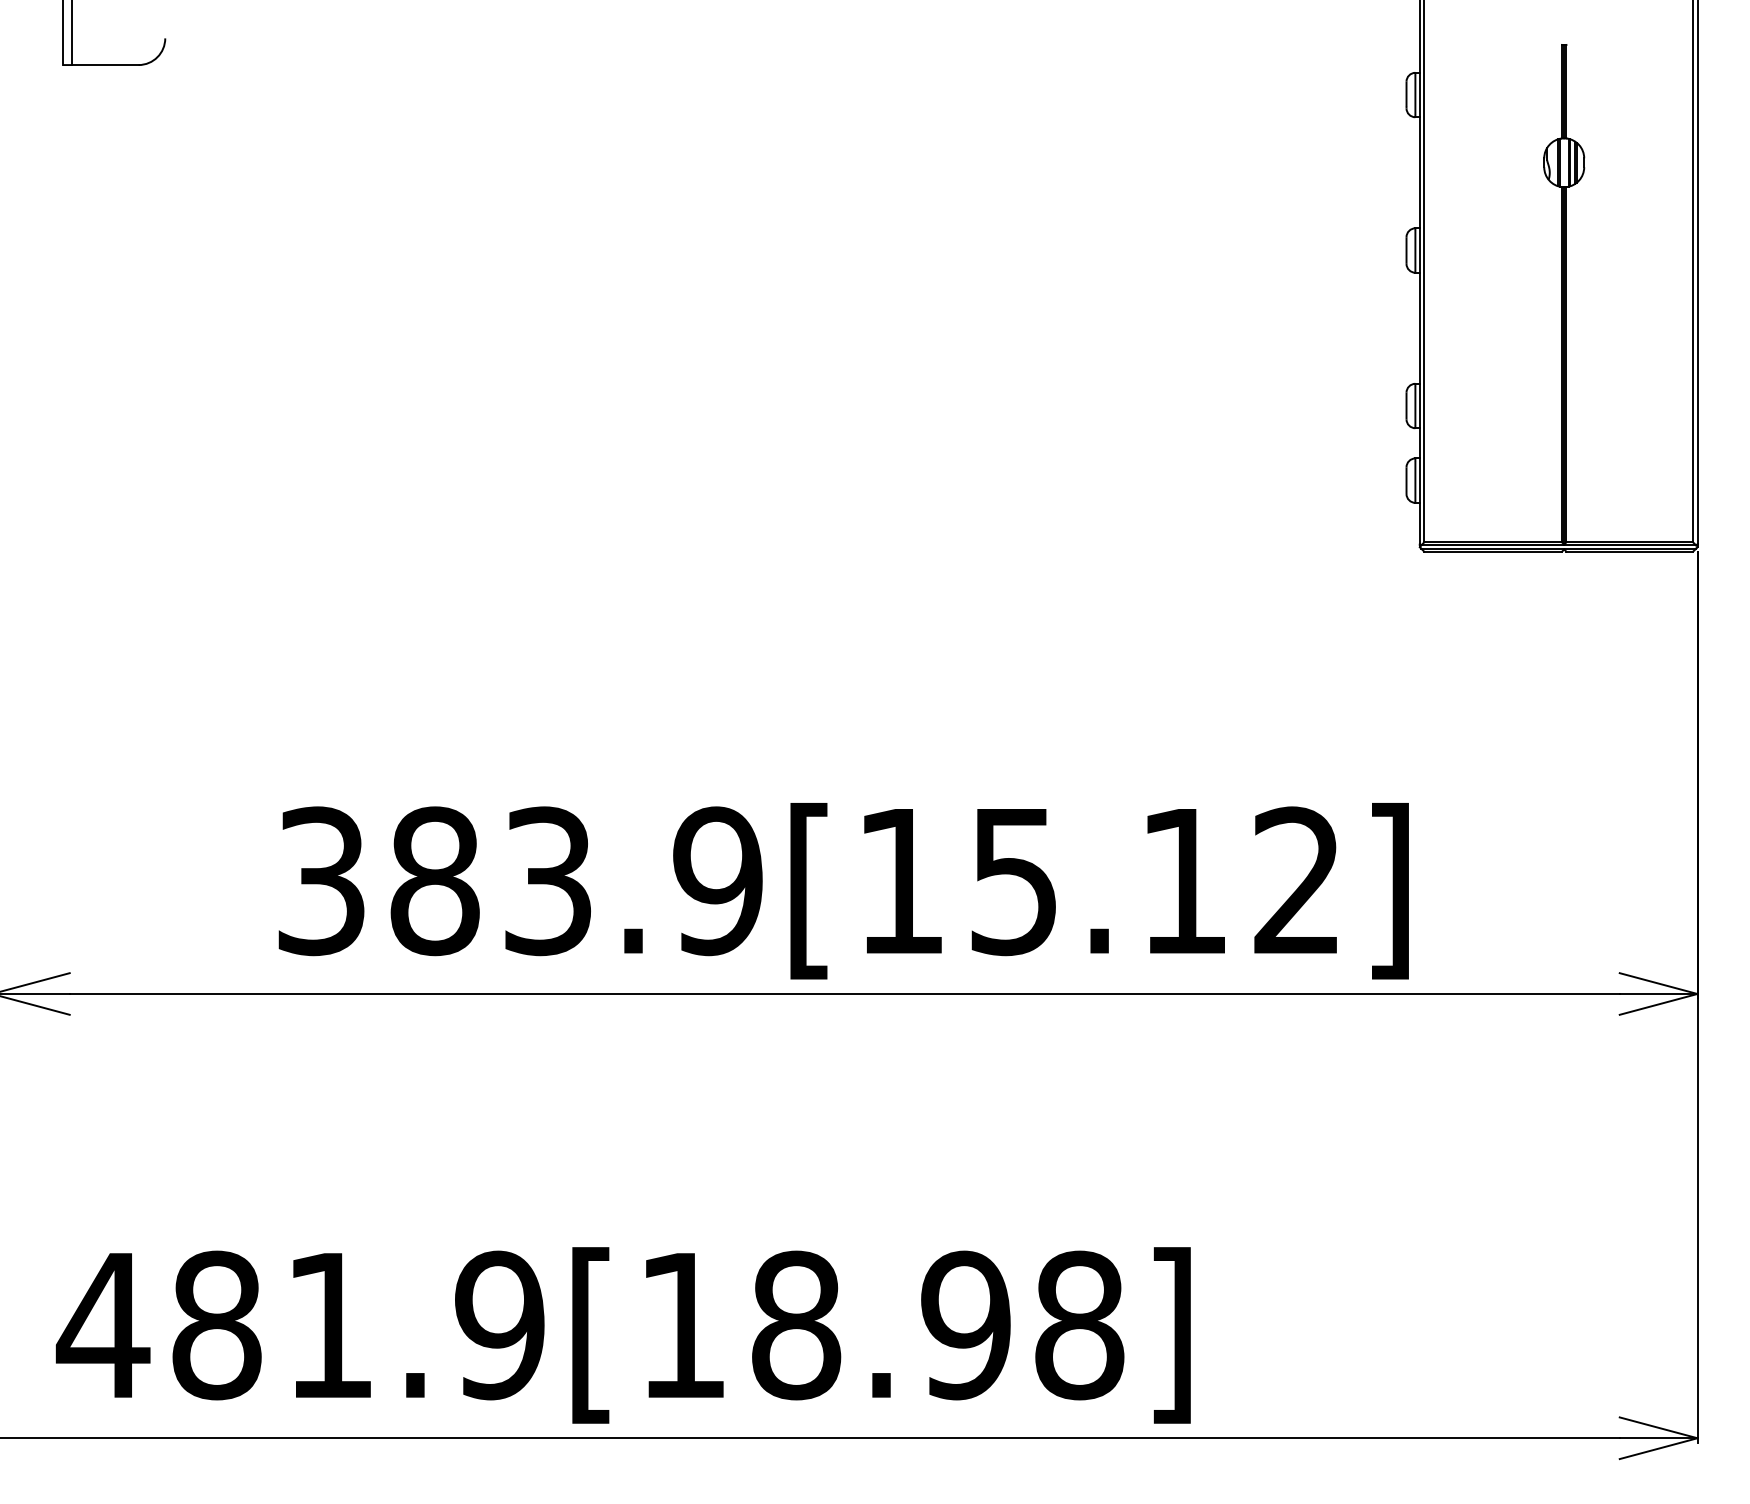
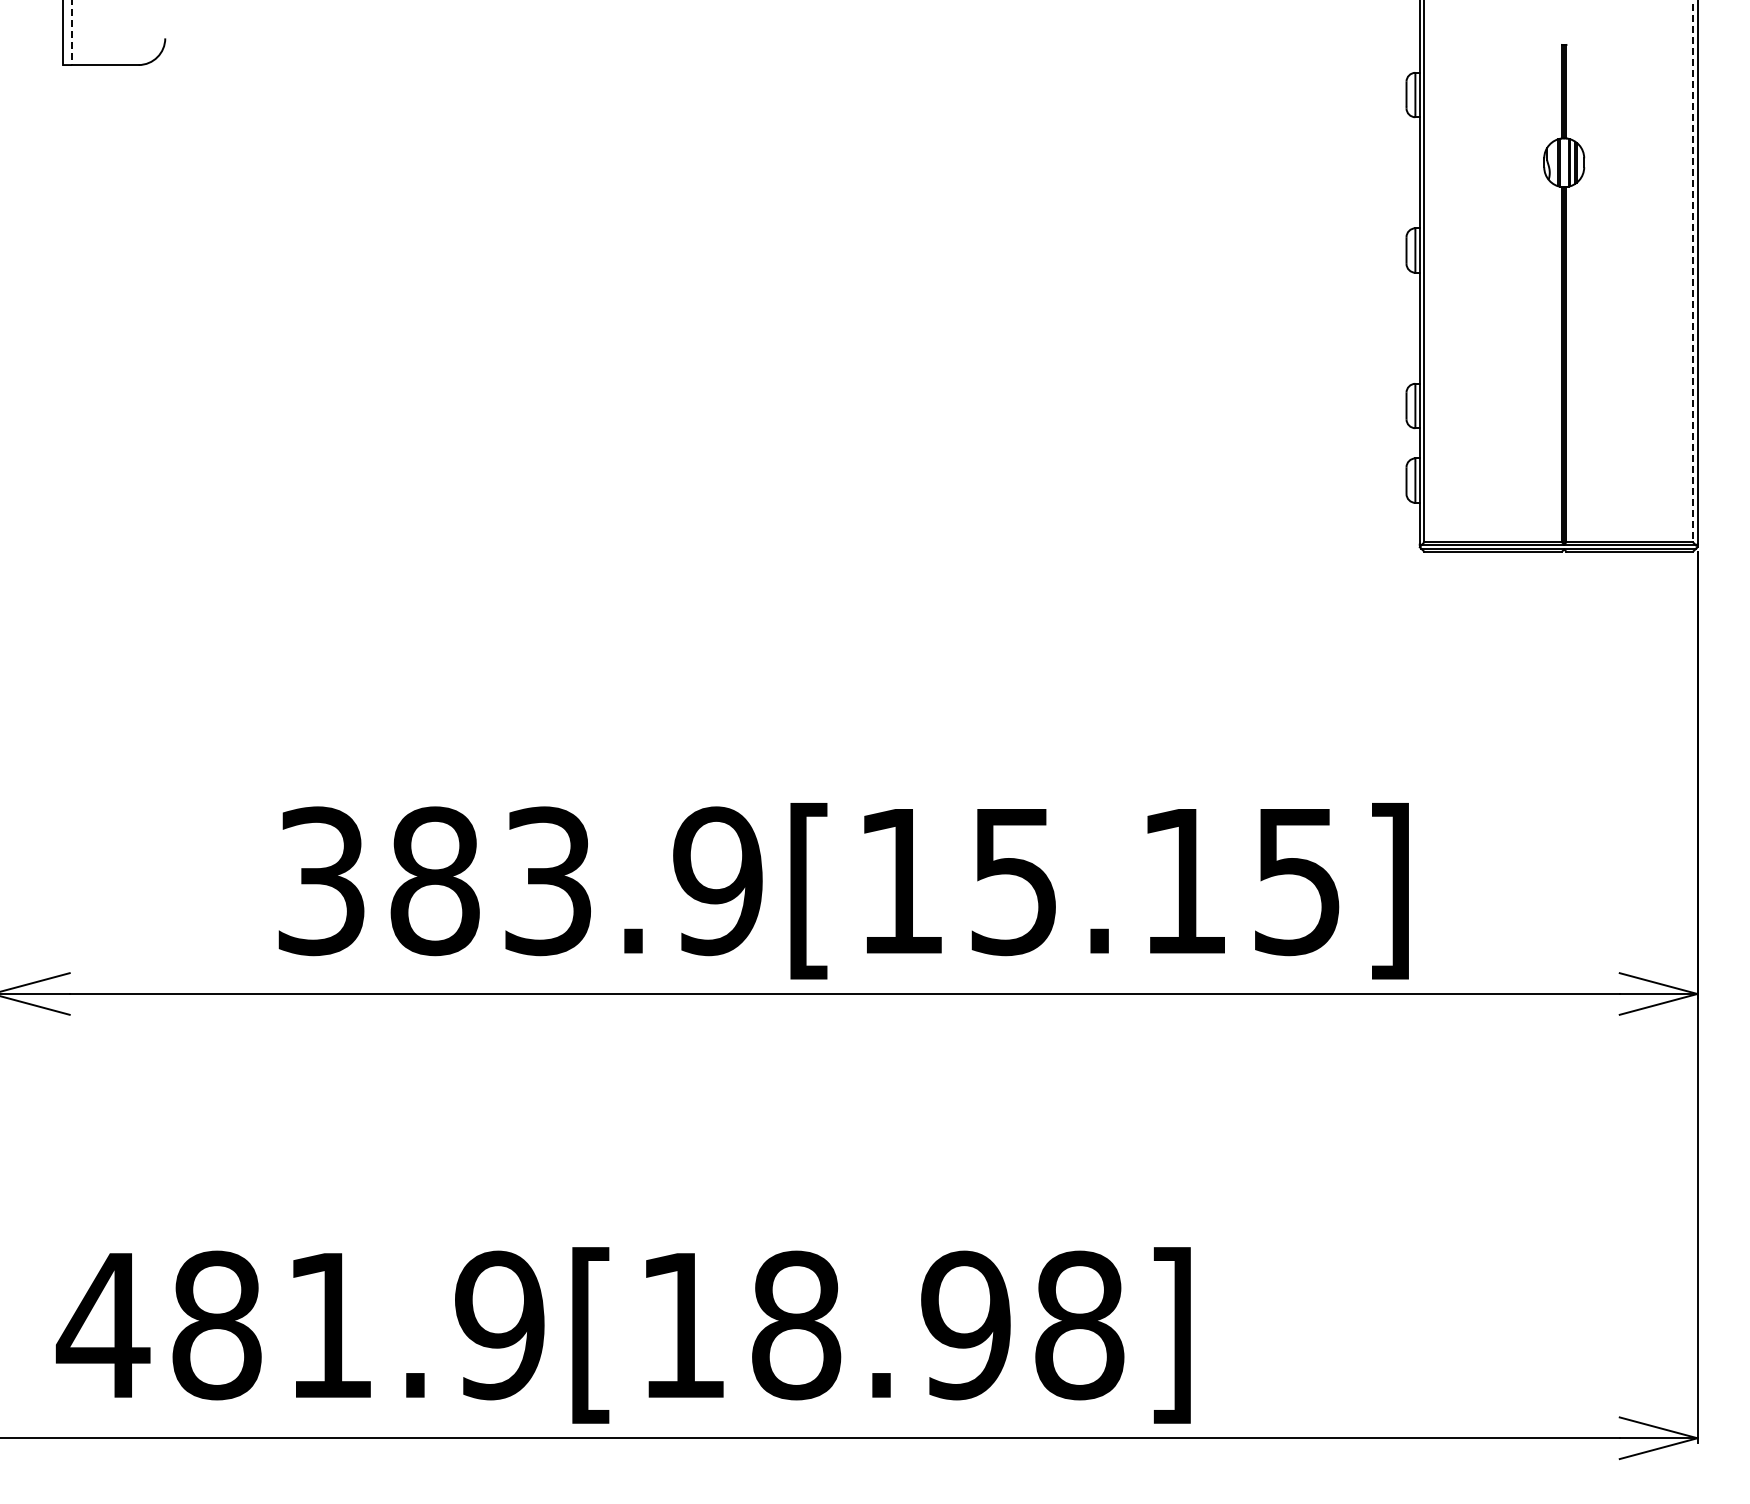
line: solid -> dashed (71, 33)
line: solid -> dashed (1693, 271)
text: 383.9[15.12] -> 383.9[15.15] (1296, 881)
